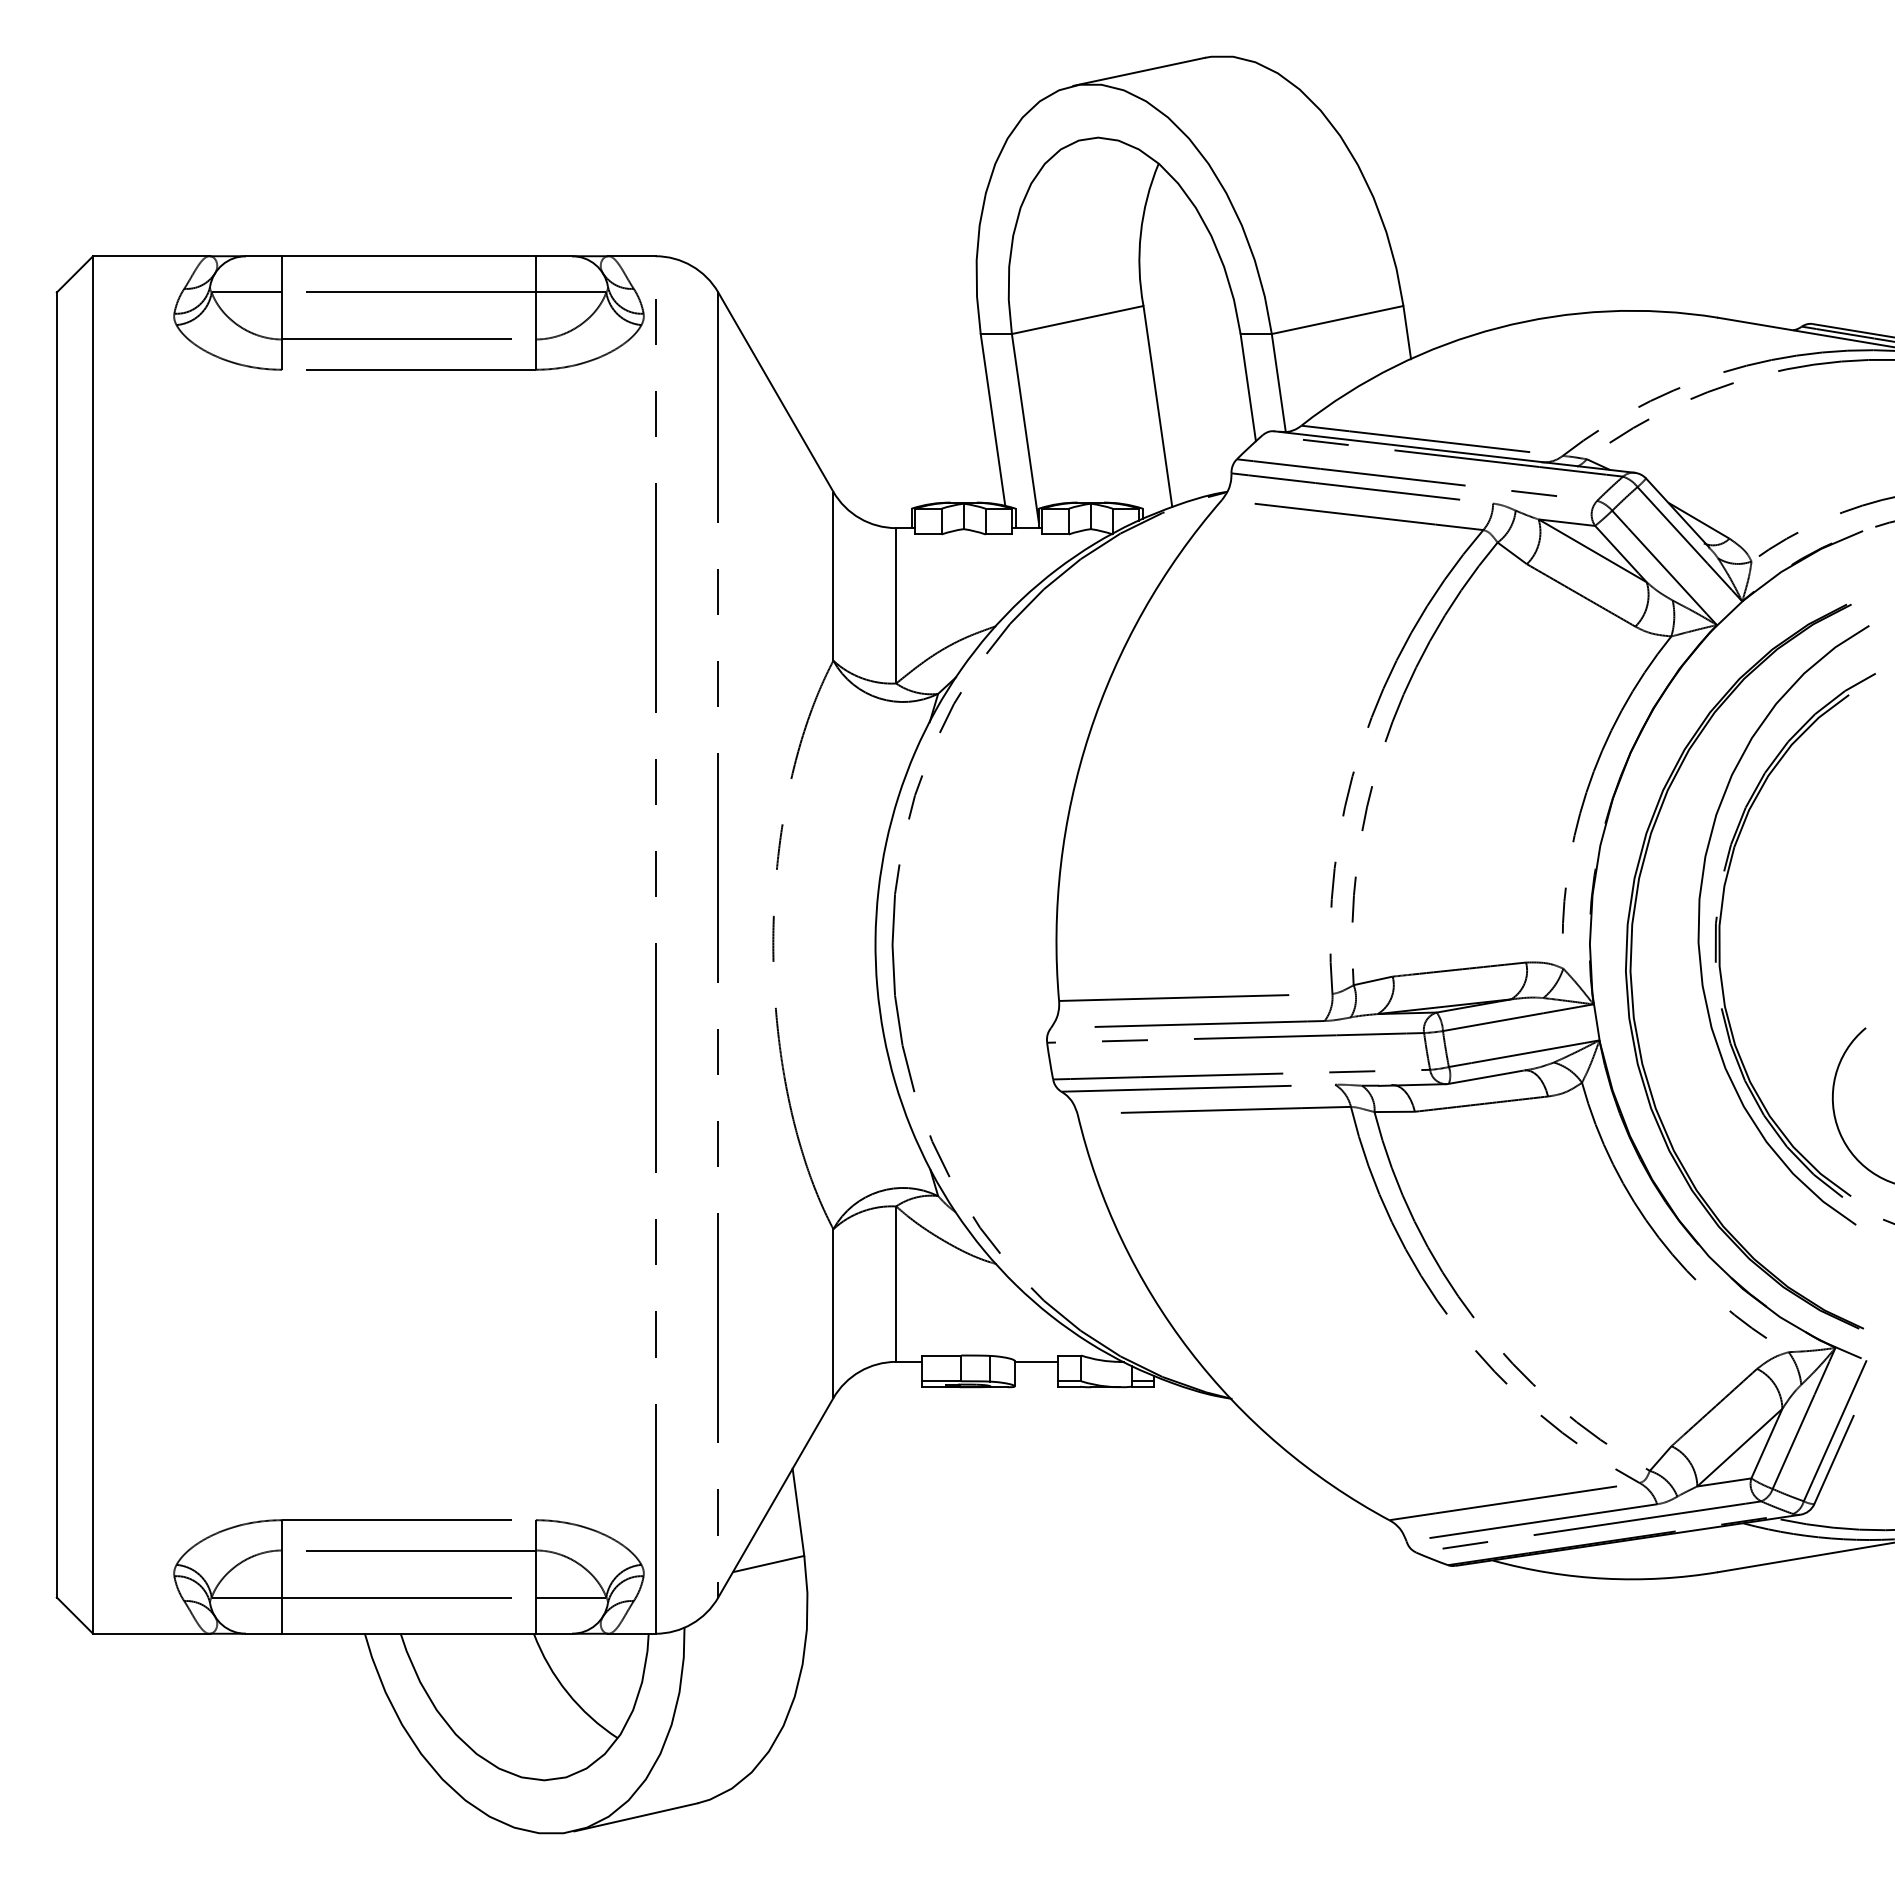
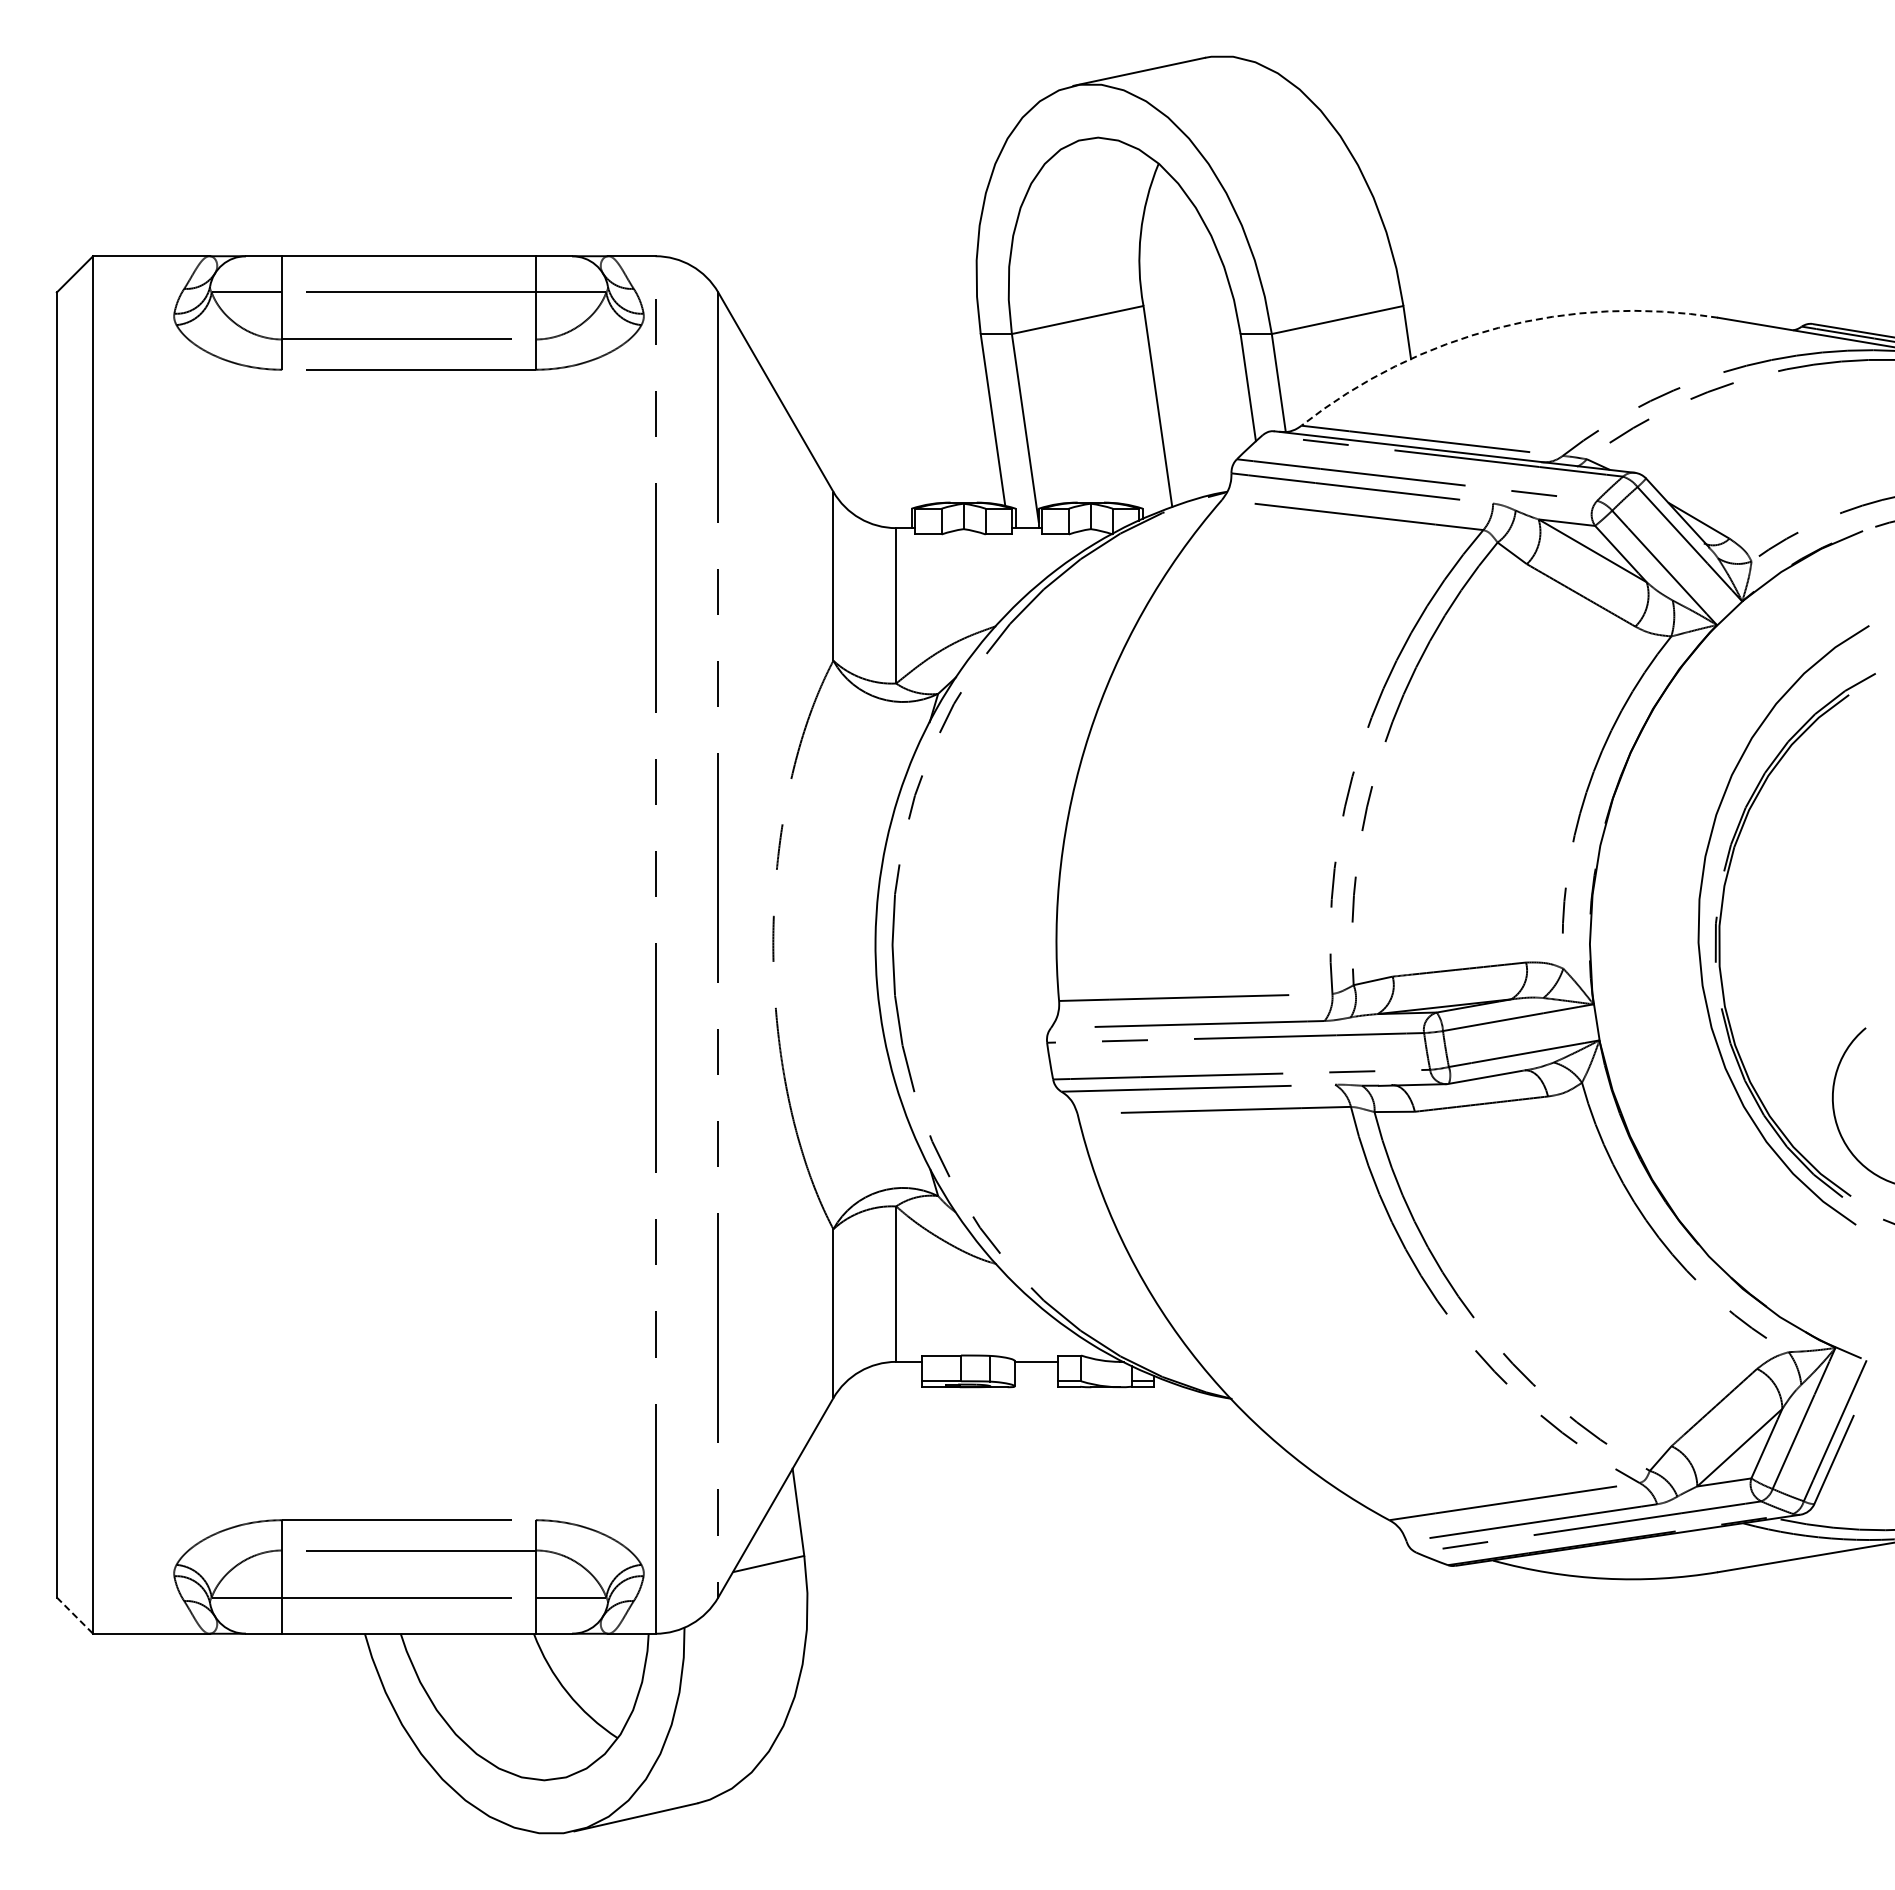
arc: solid -> dashed (1498, 327)
part: present -> none (1632, 953)
line: solid -> dashed (74, 1615)
